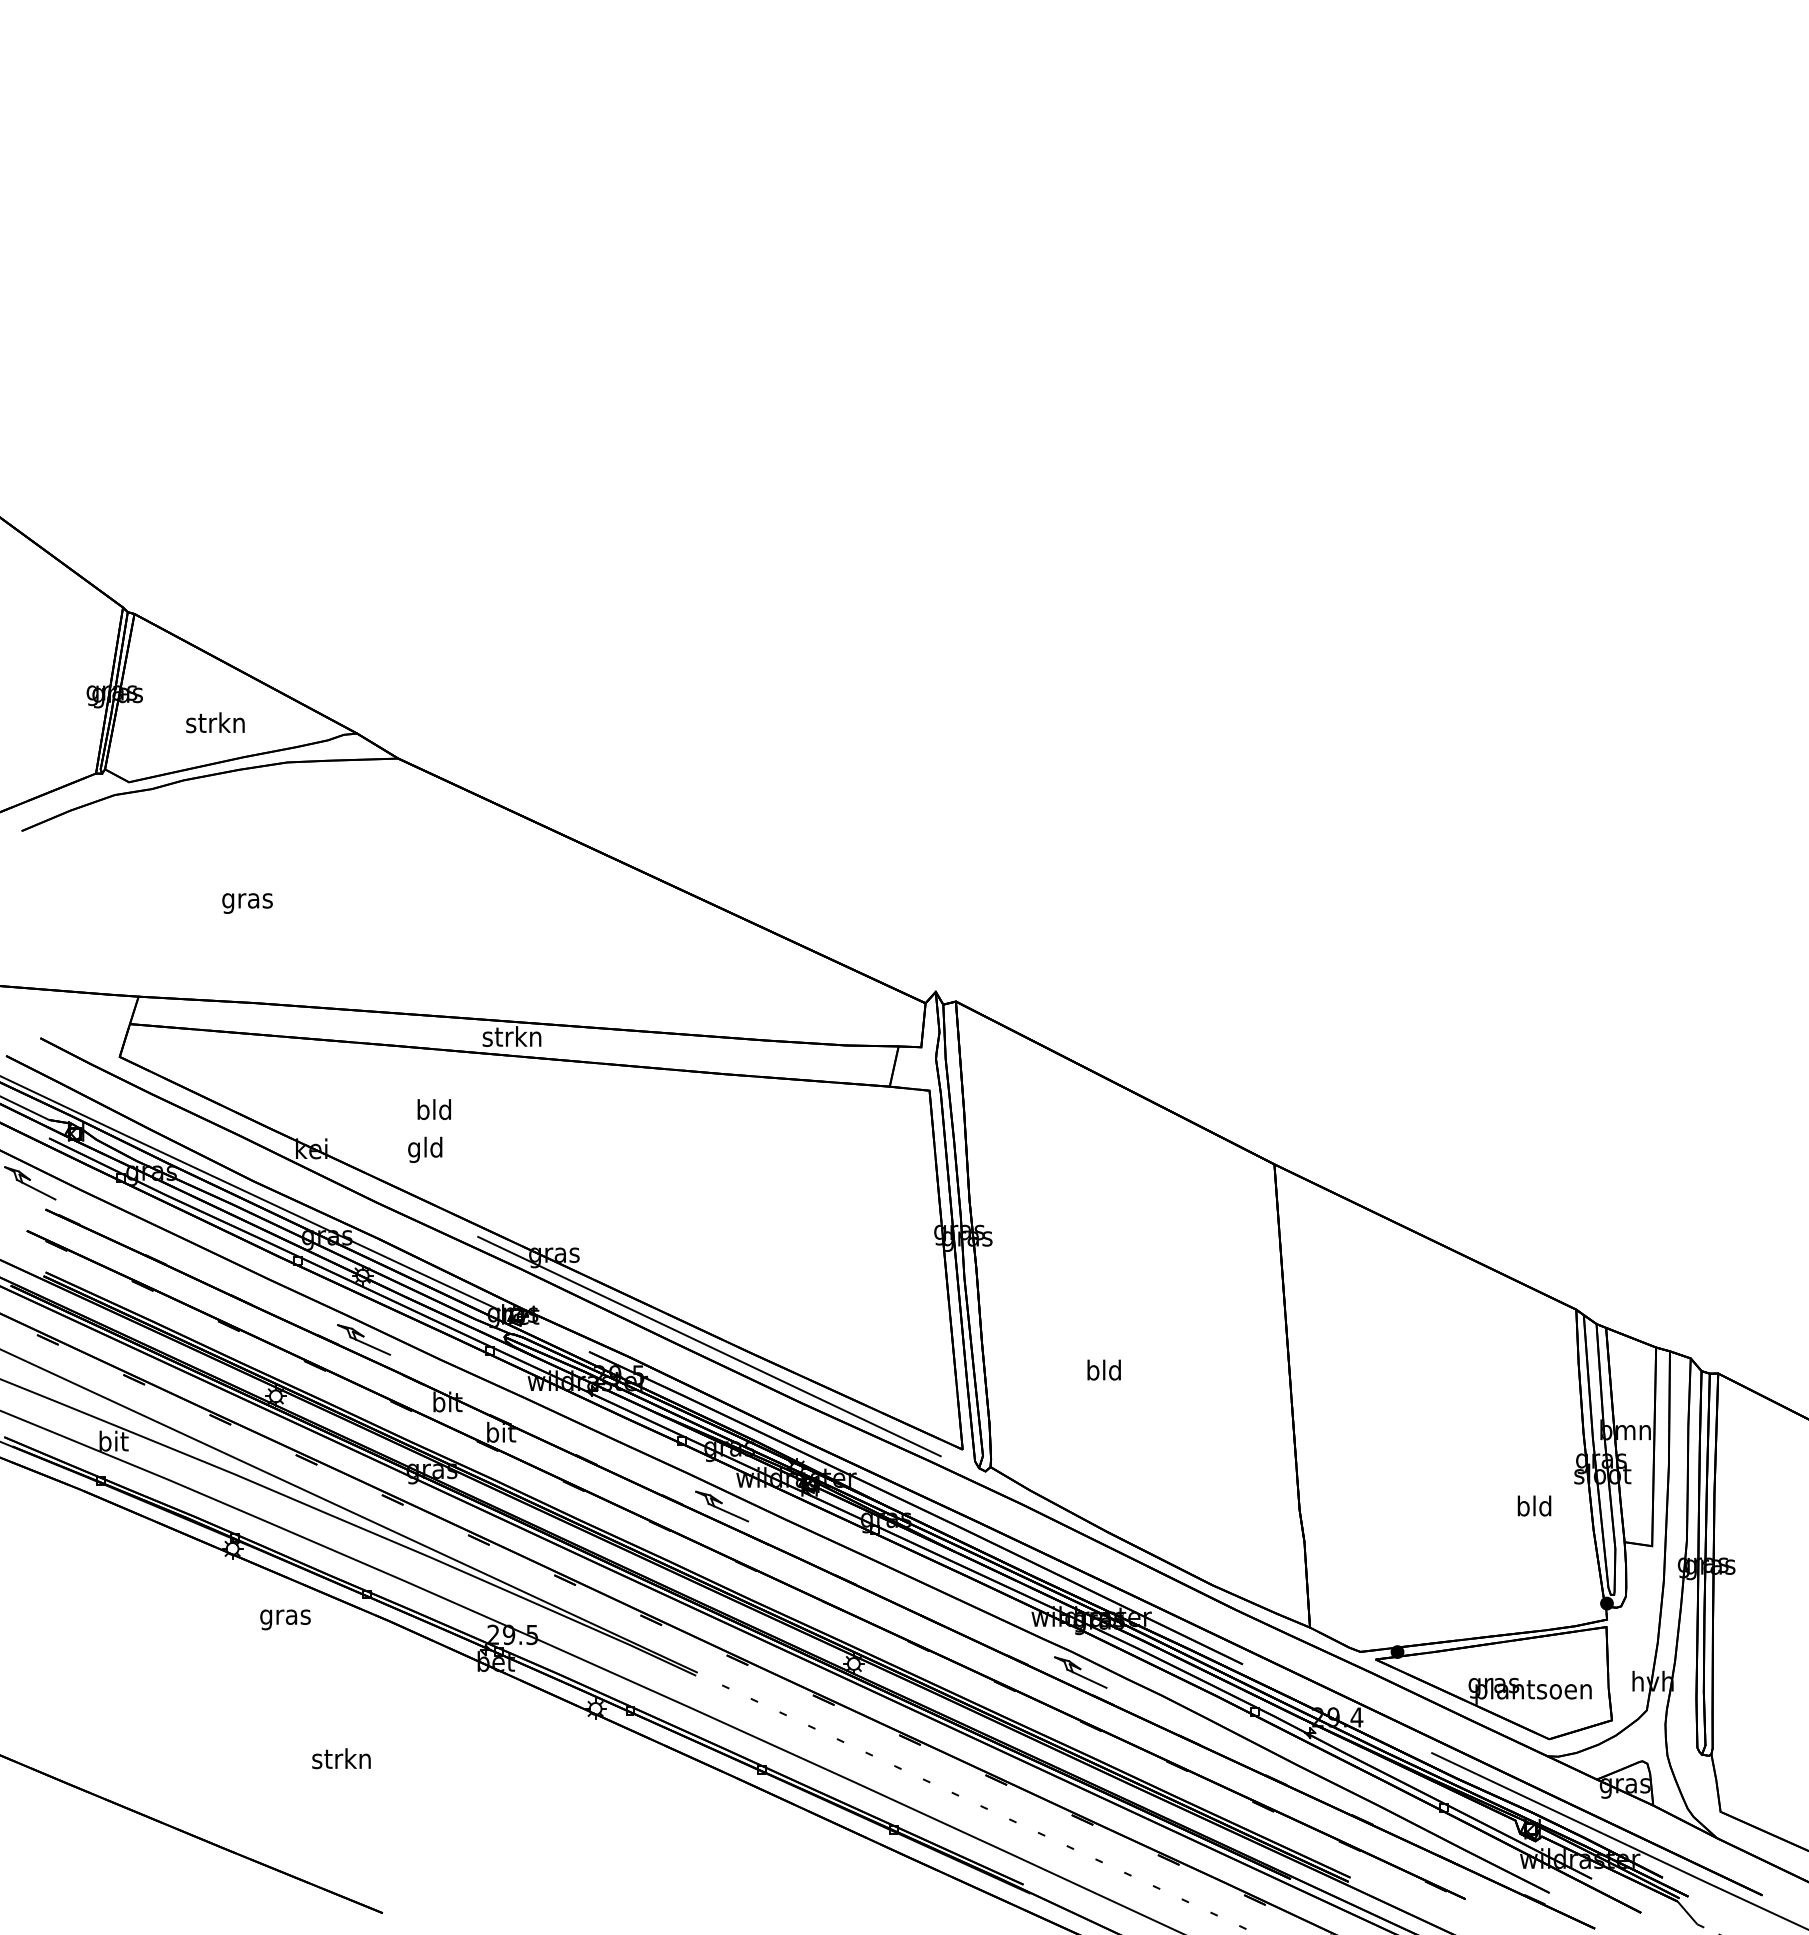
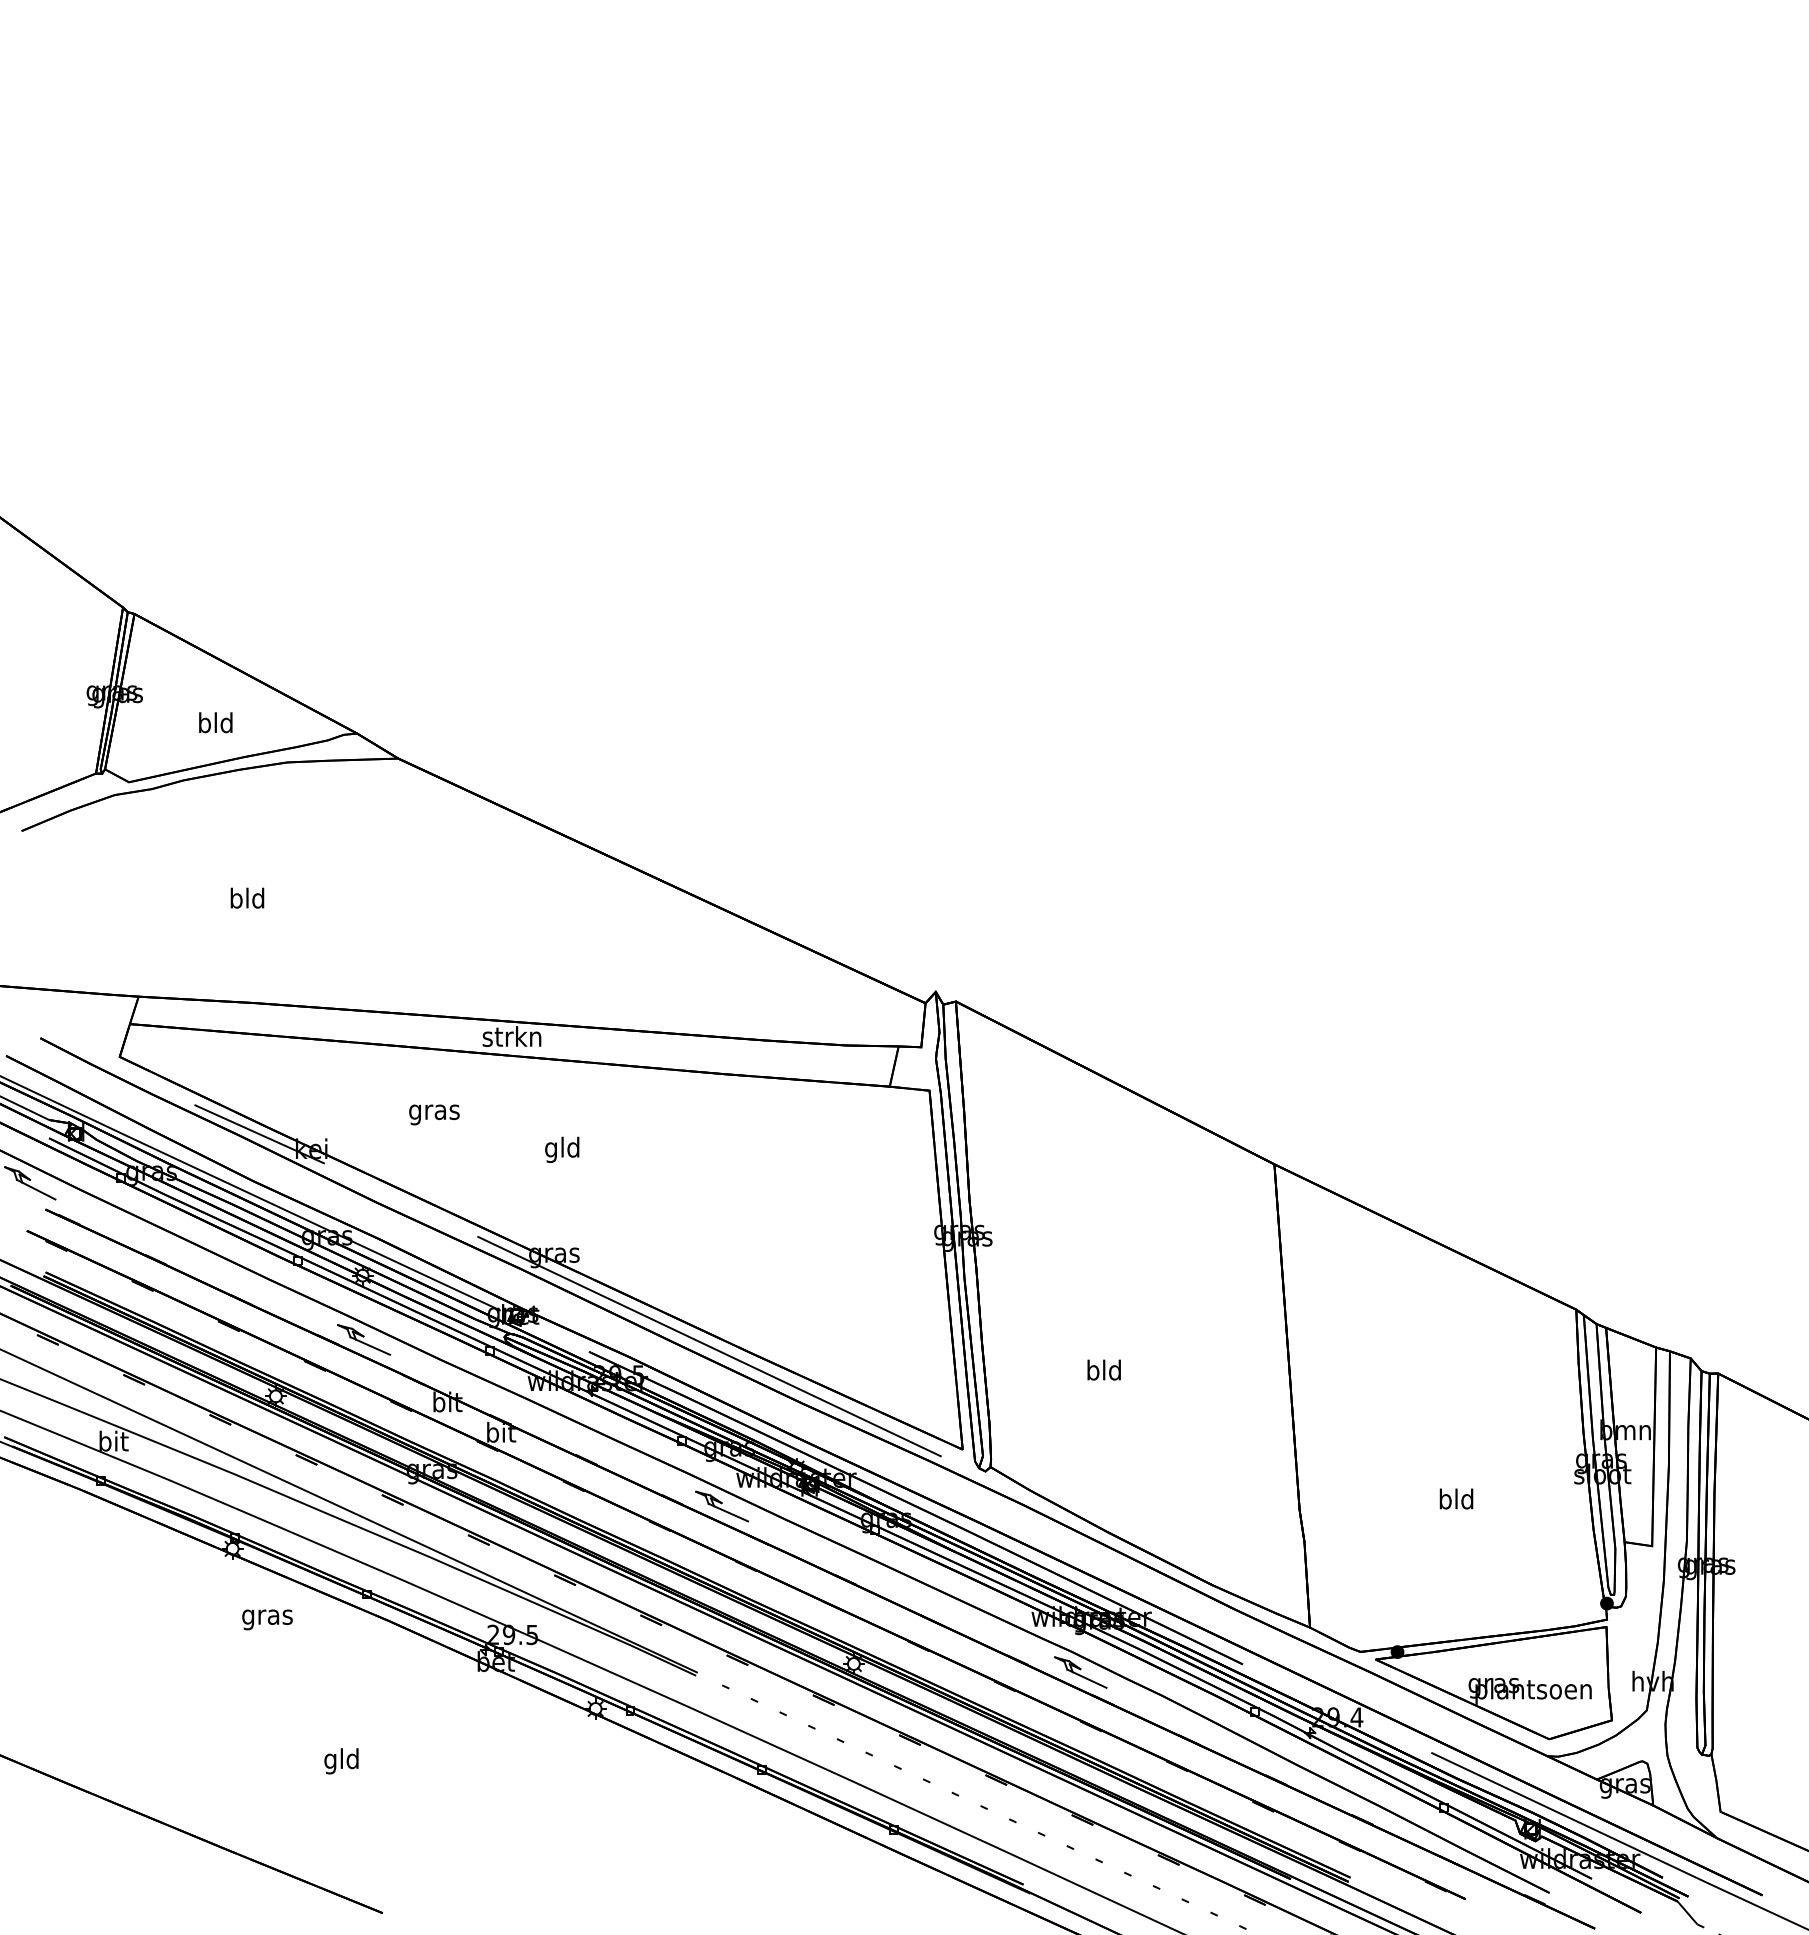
text: strkn -> bld (215, 722)
text: gras -> bld (247, 900)
text: bld -> gras (434, 1112)
line: none -> present (259, 1134)
text position: (425, 1149) -> (562, 1149) (562, 1149)
text position: (1534, 1505) -> (1456, 1498) (1456, 1498)
text position: (285, 1619) -> (267, 1619) (267, 1619)
text: strkn -> gld (341, 1761)
